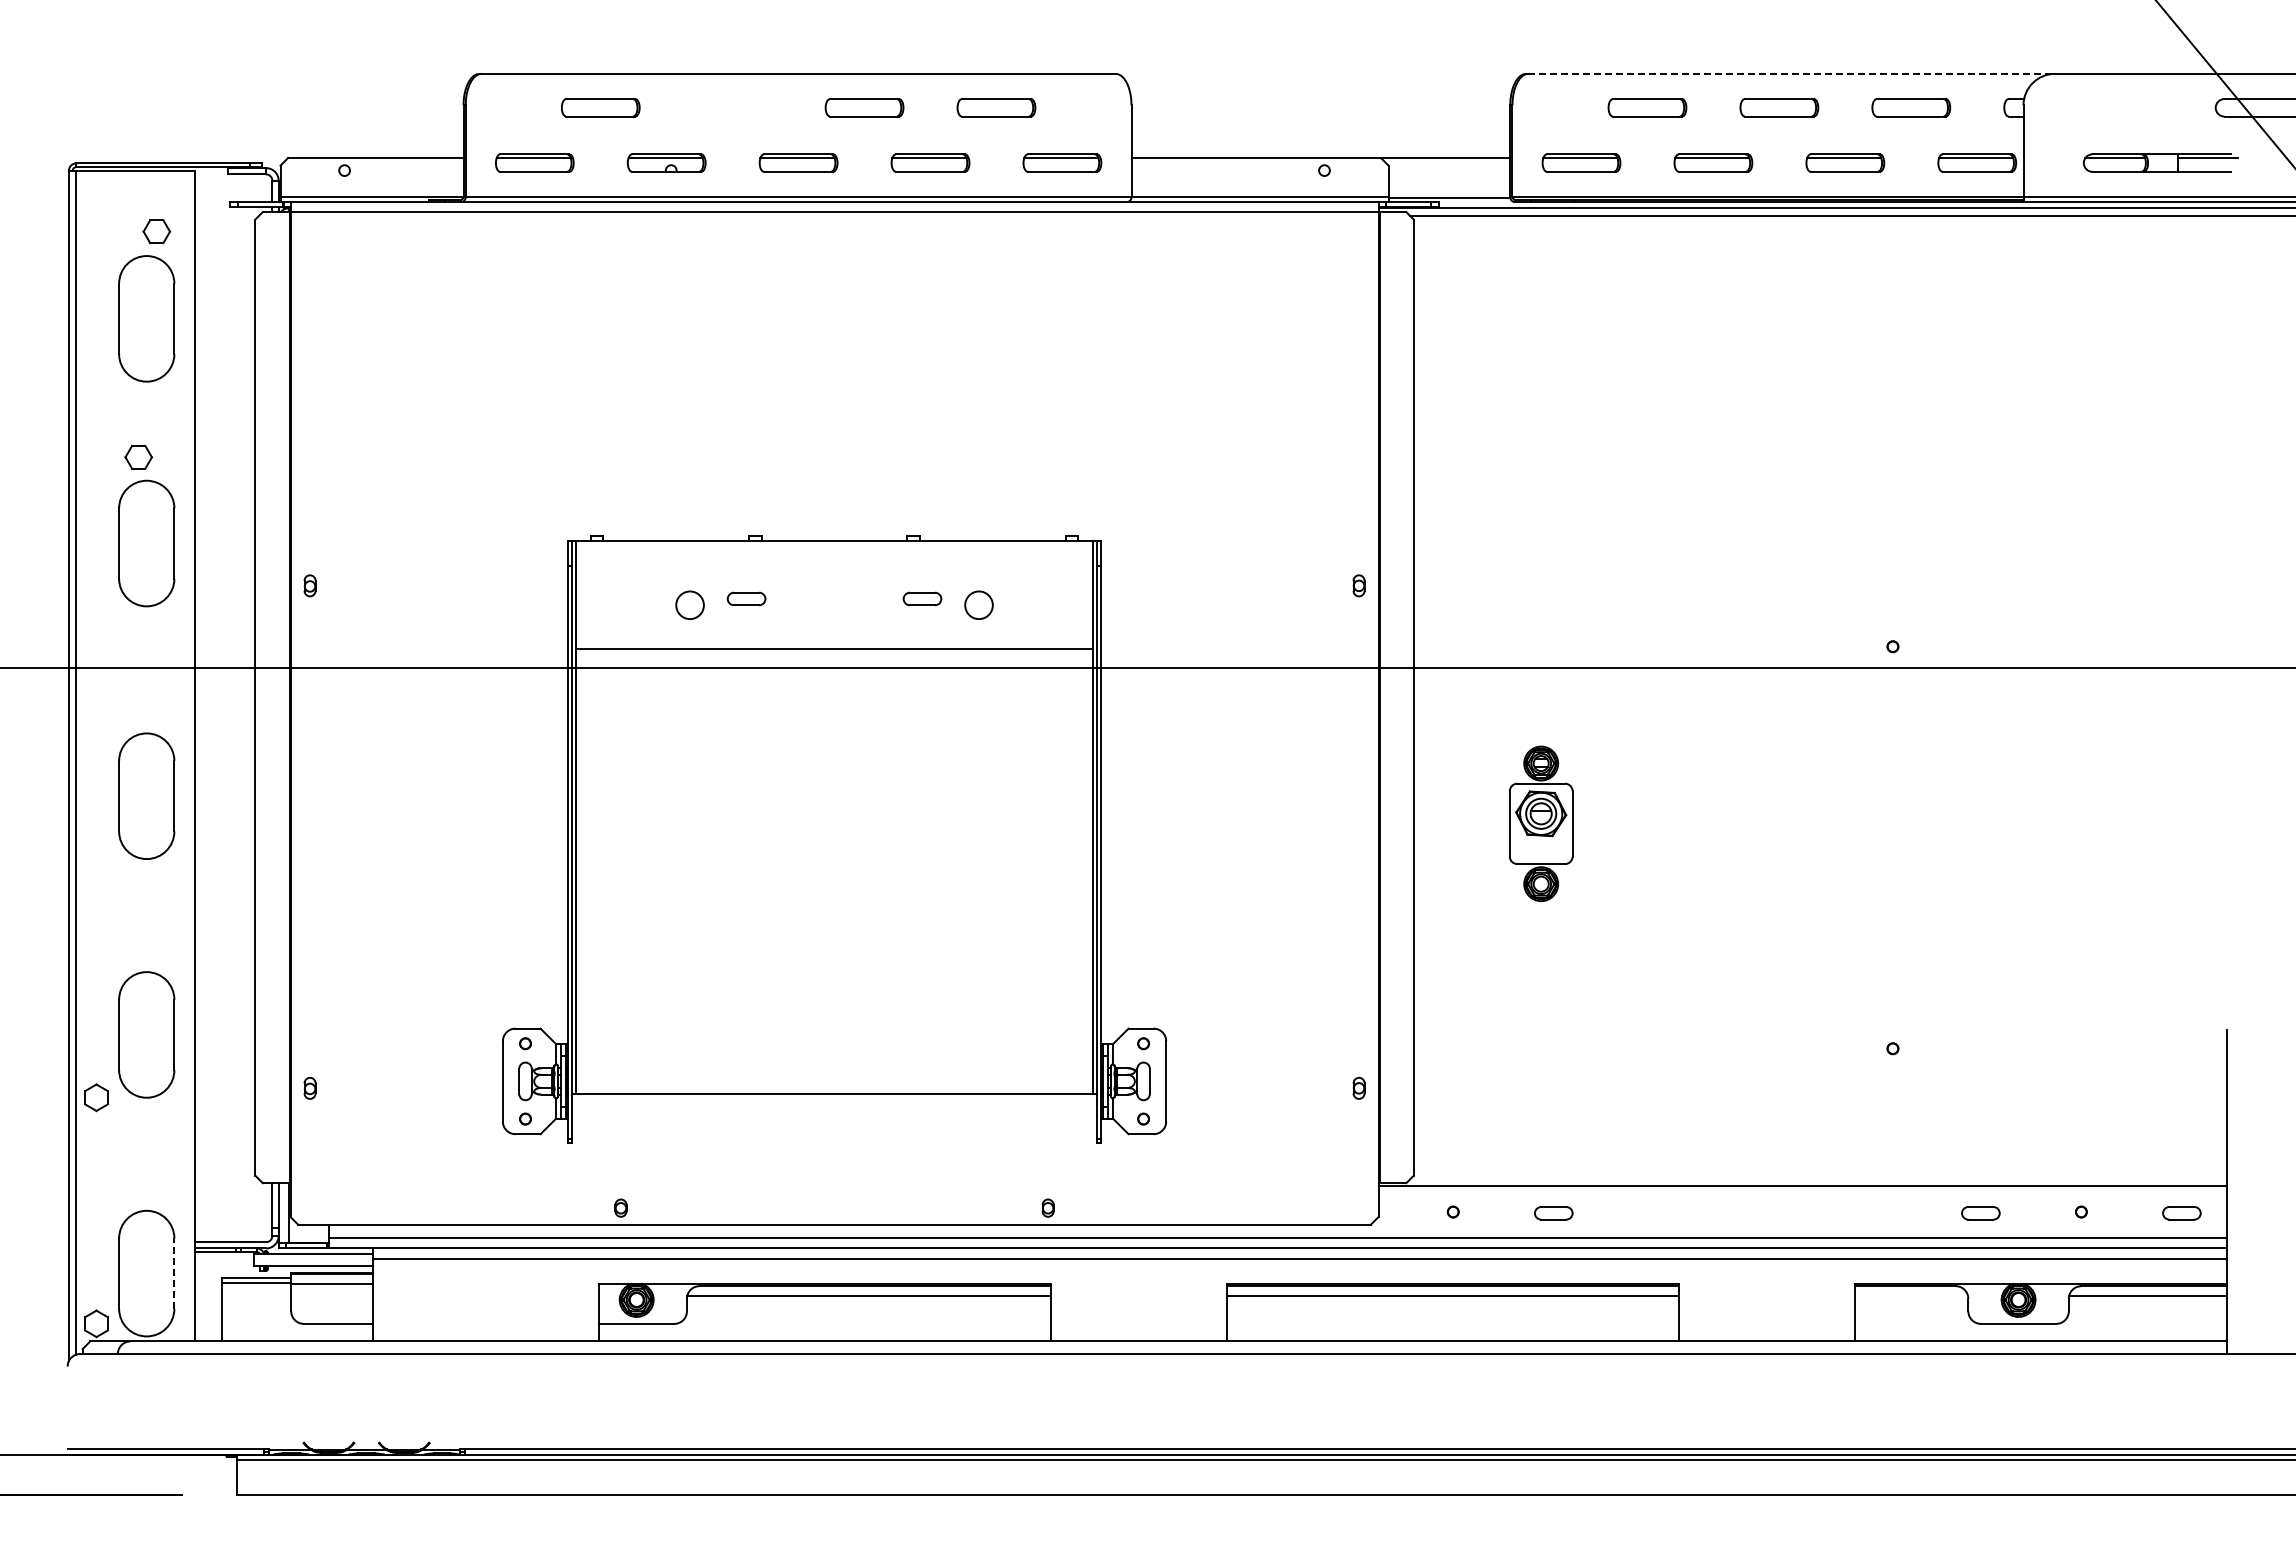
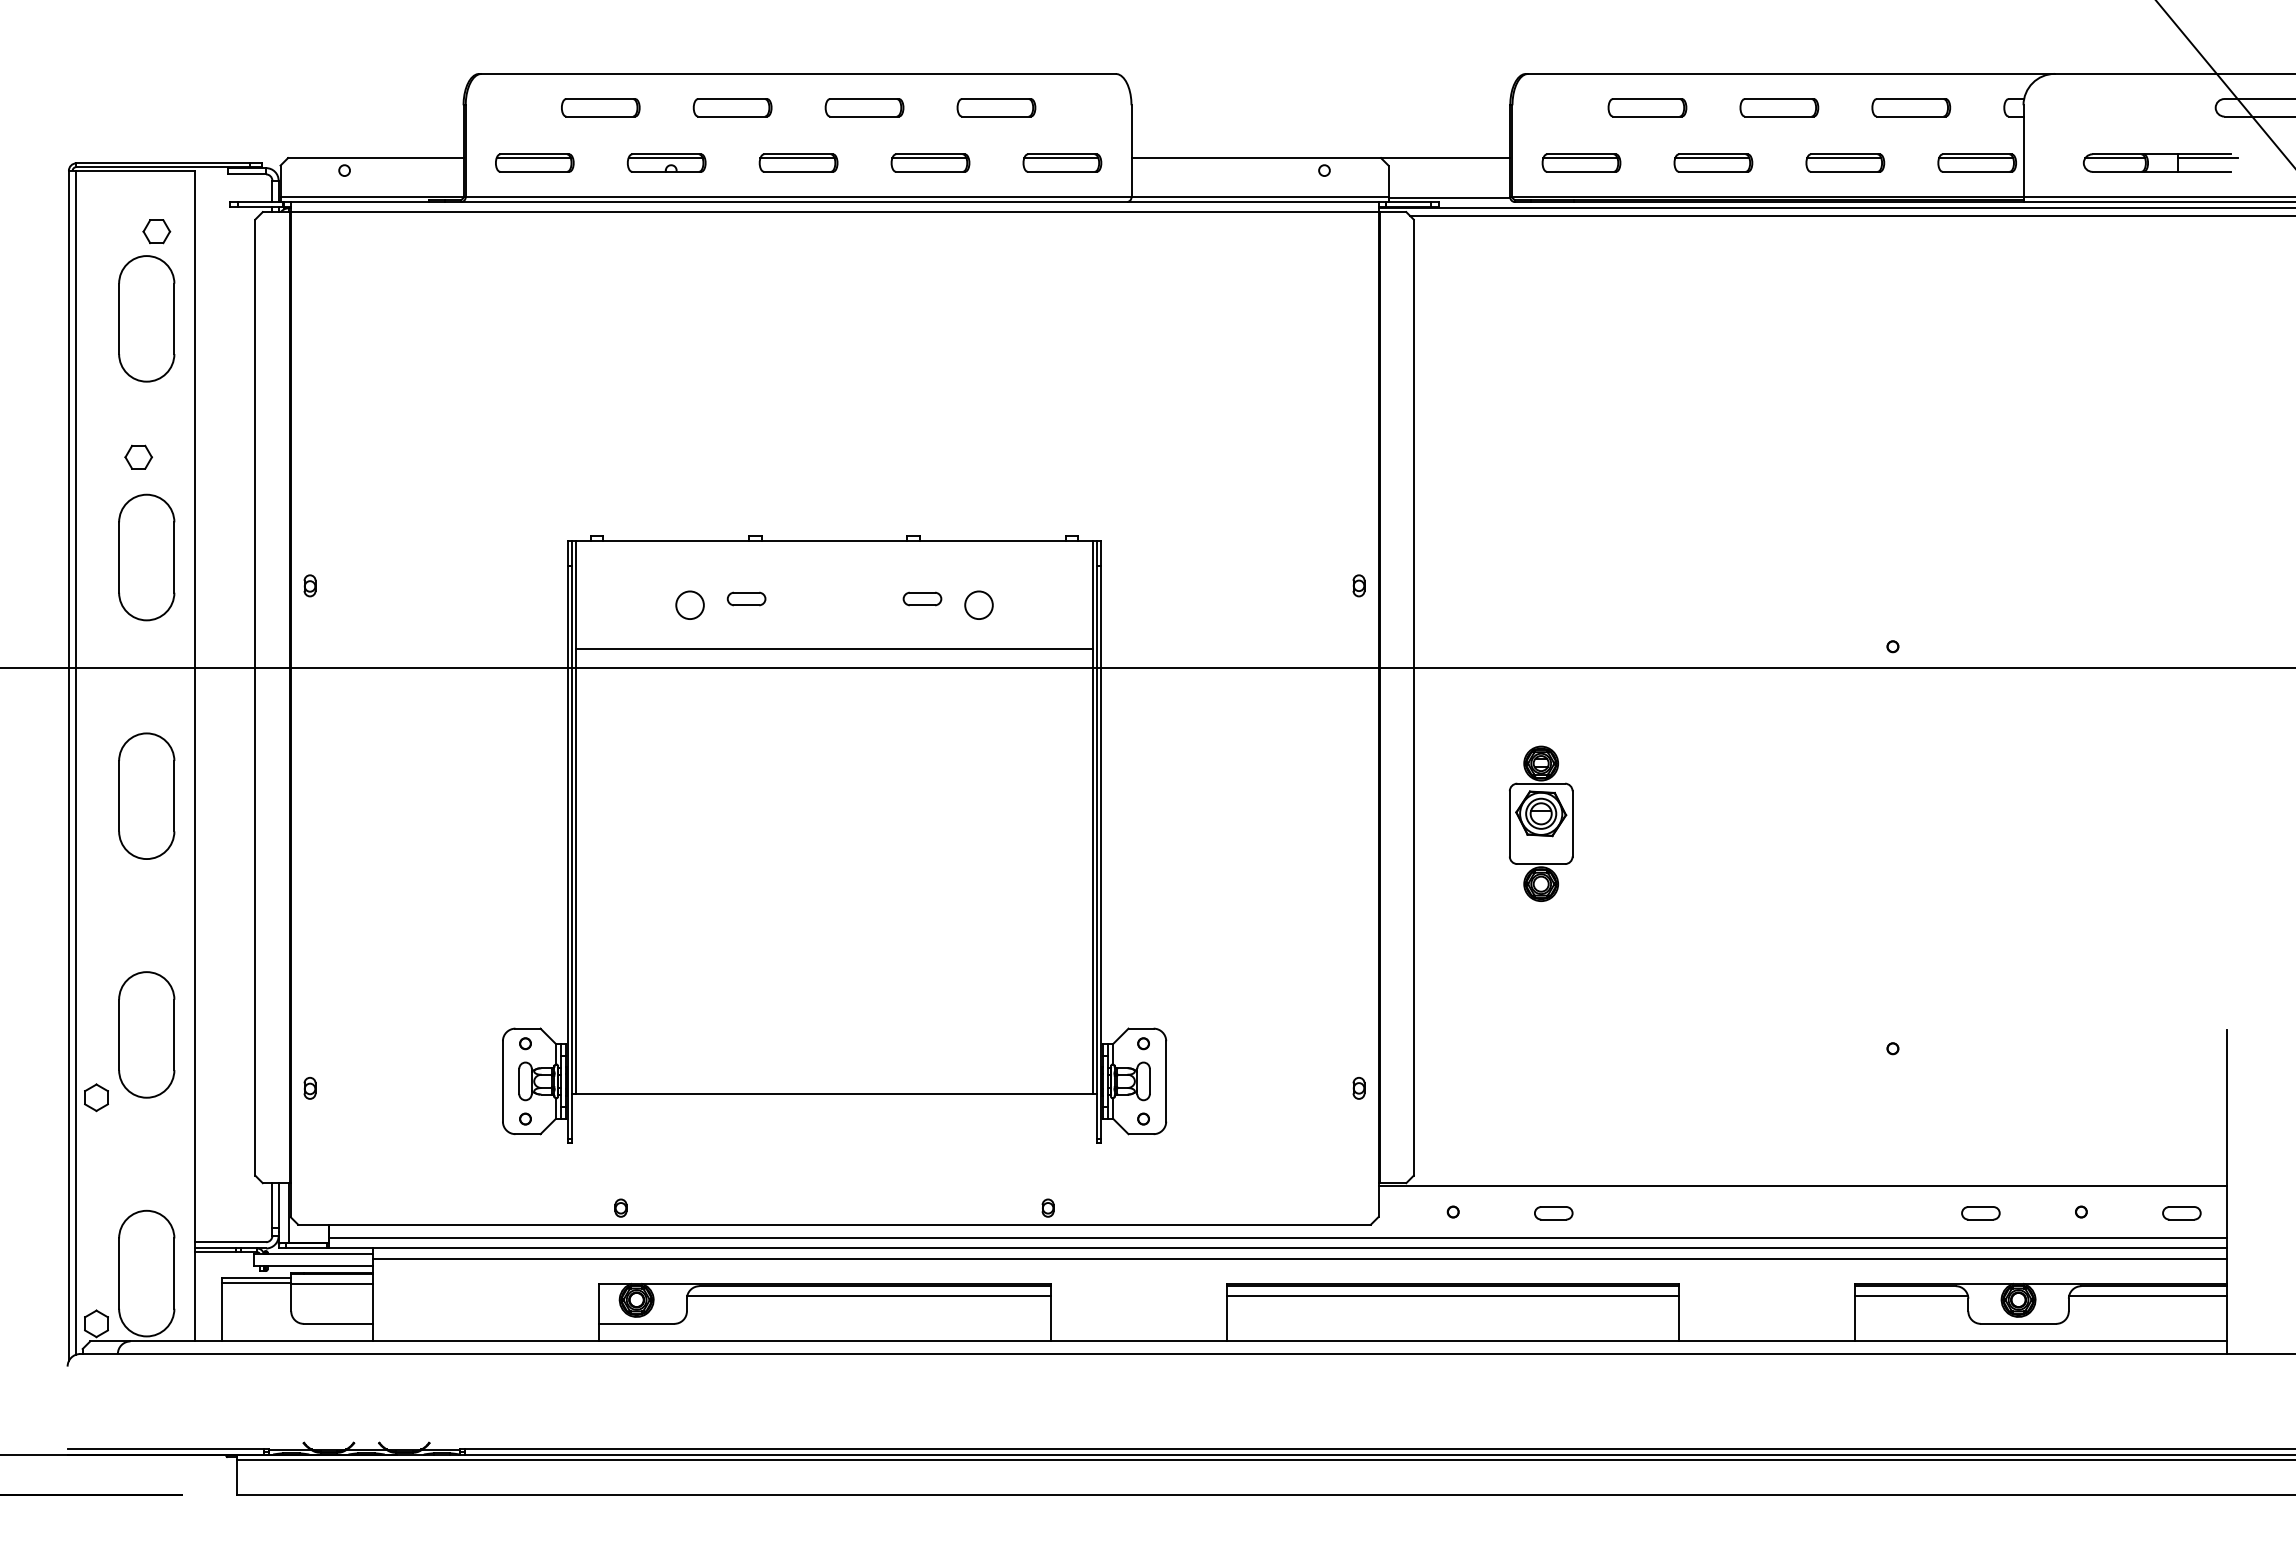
line: dashed -> solid (1792, 73)
part: none -> present (732, 107)
part position: (146, 543) -> (146, 557) (146, 557)
line: dashed -> solid (174, 1273)
line: none -> present (1911, 1296)
